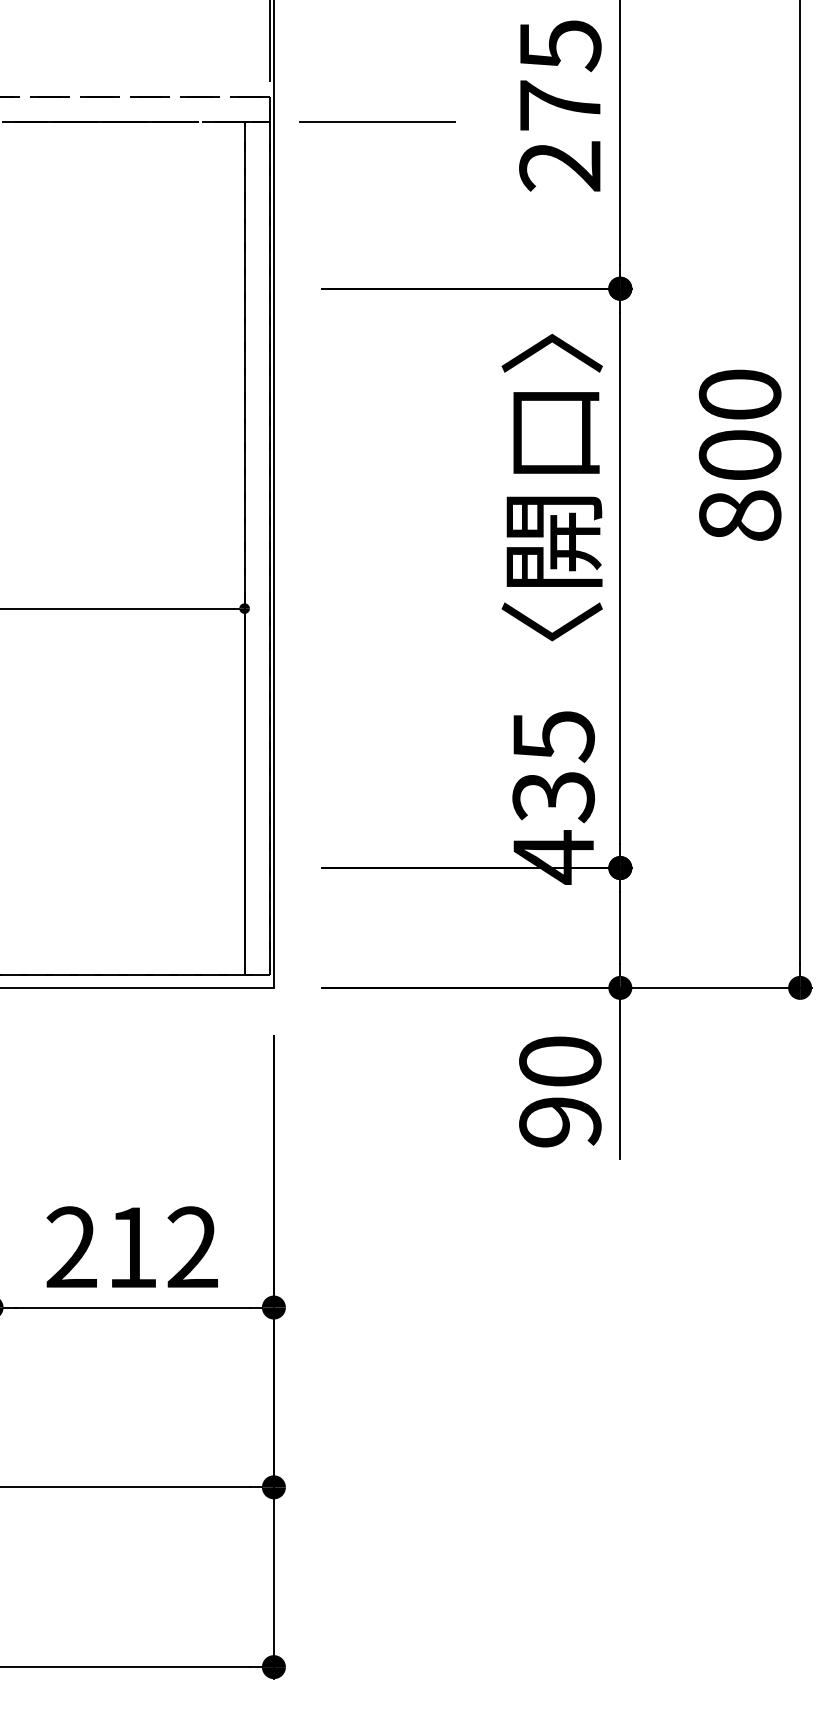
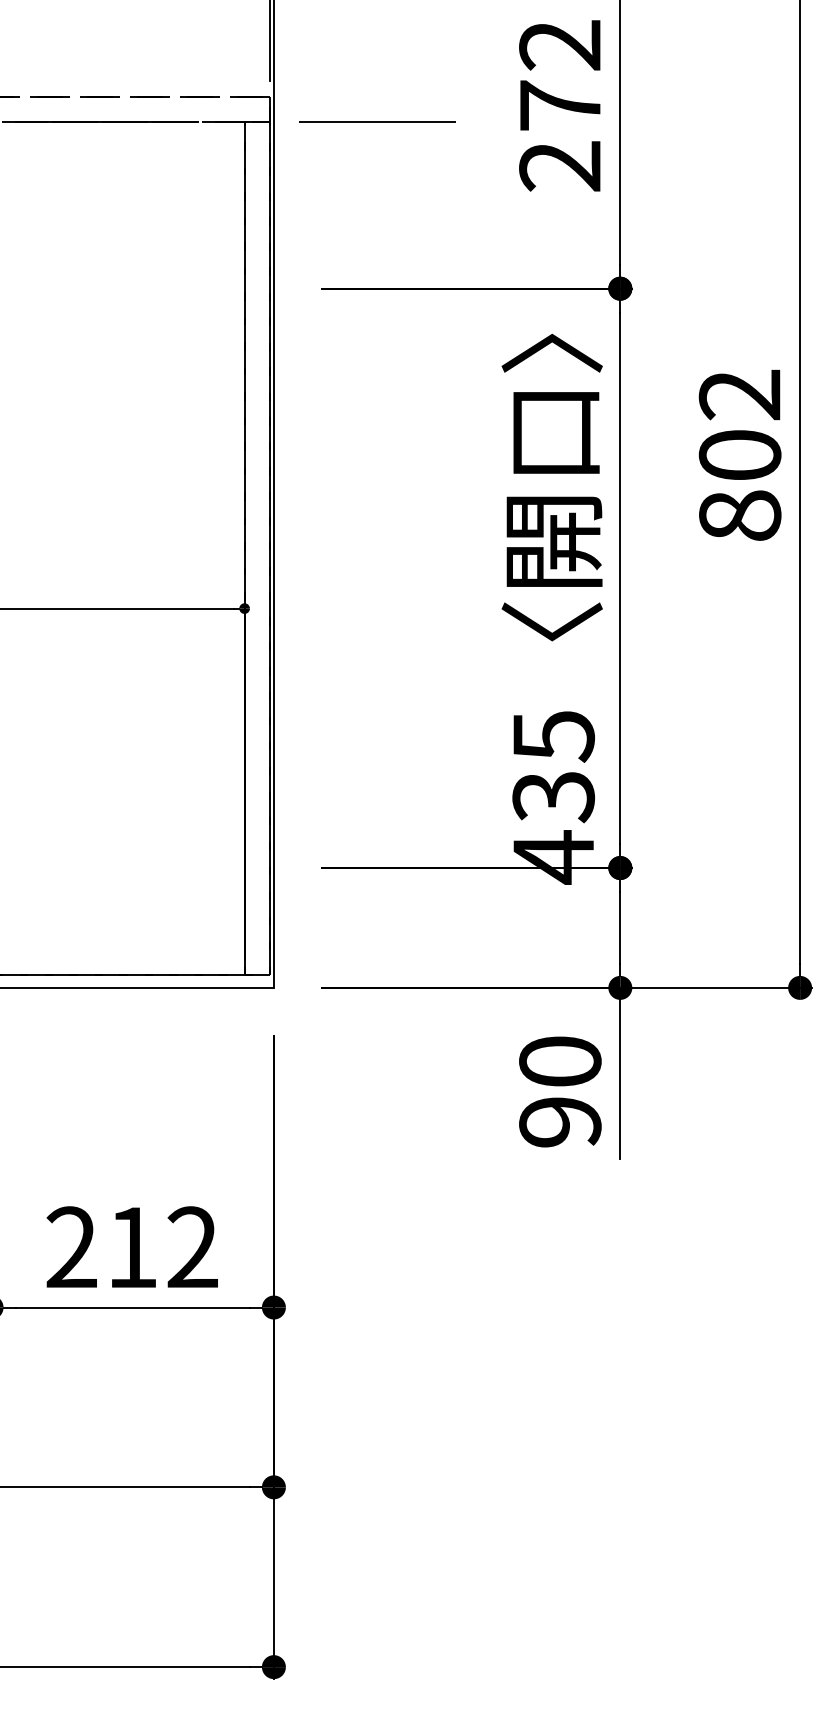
text: 275 -> 272 (560, 46)
text: 800 -> 802 (739, 394)
